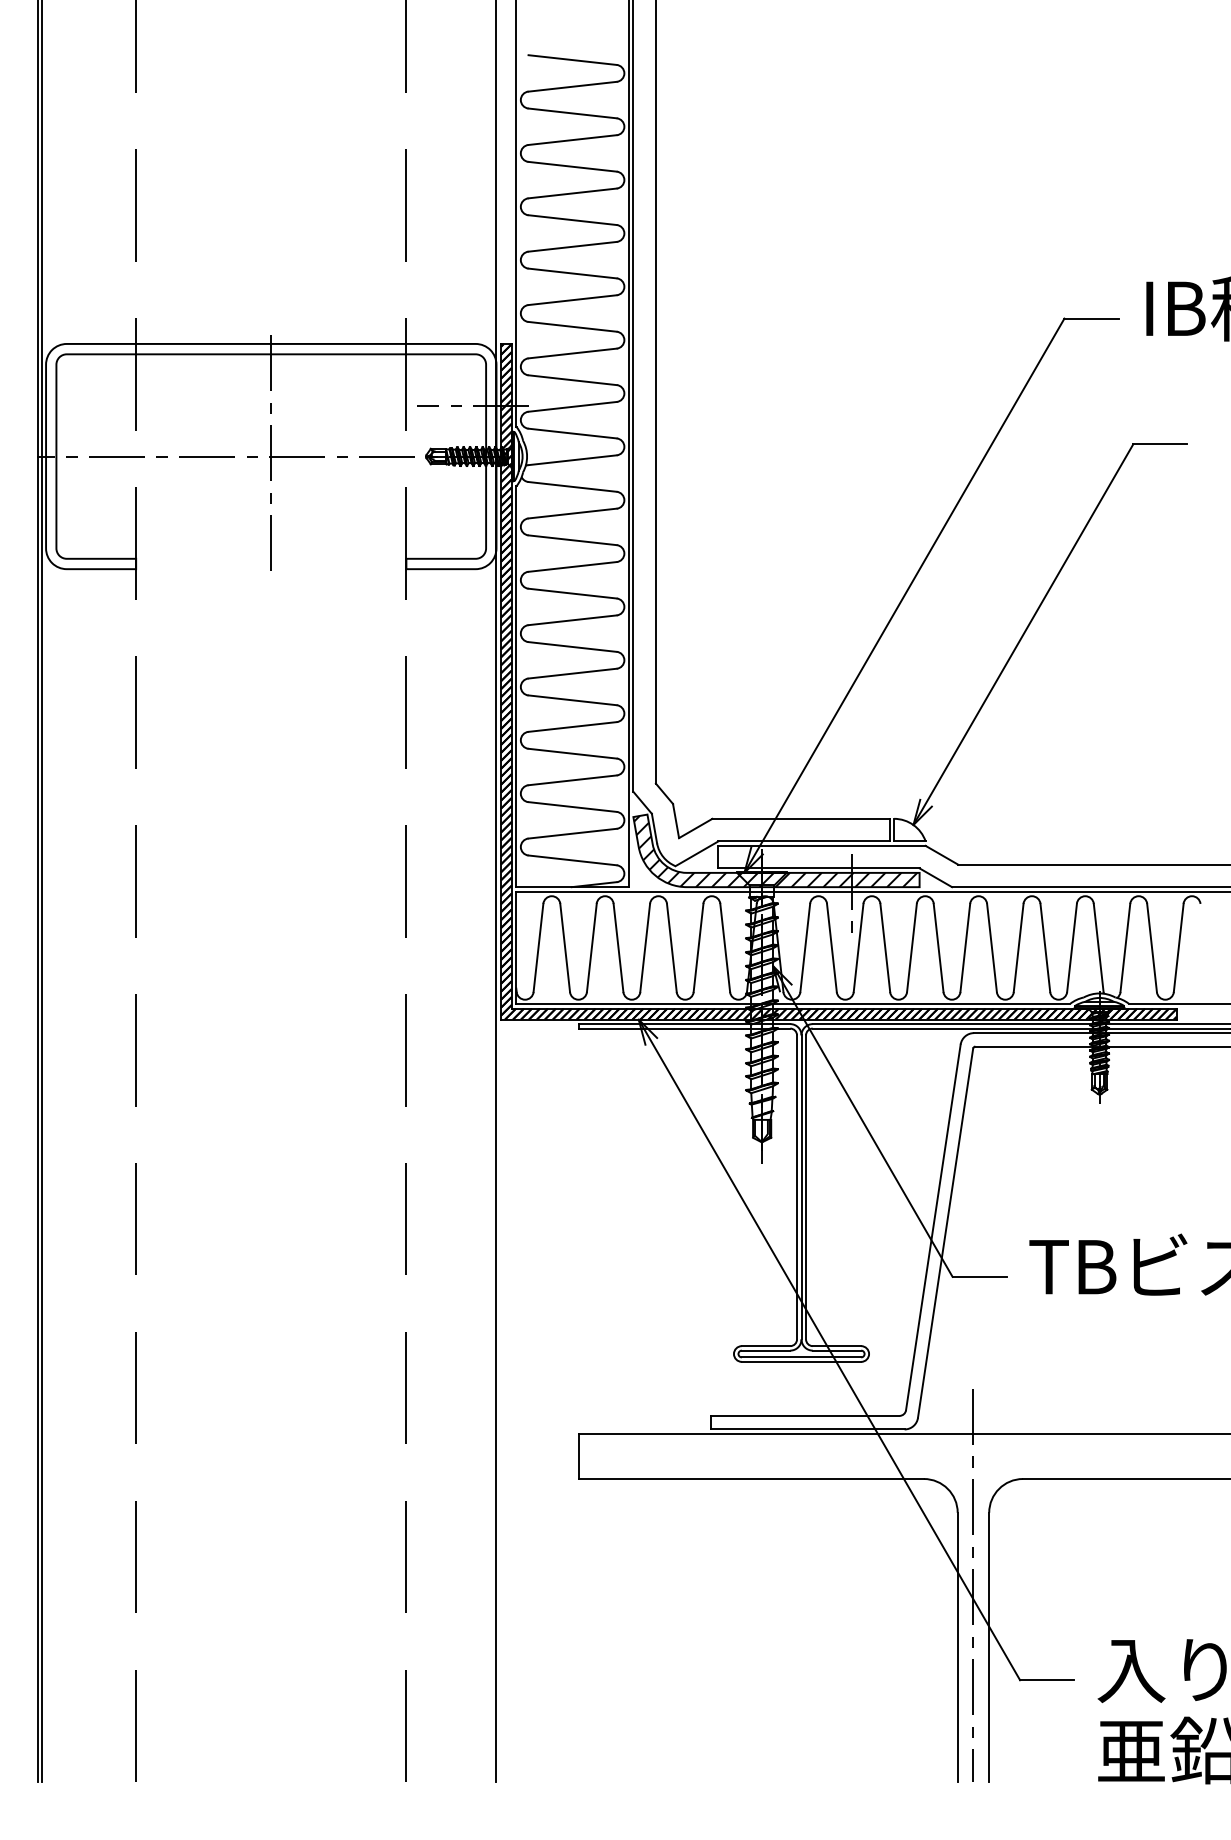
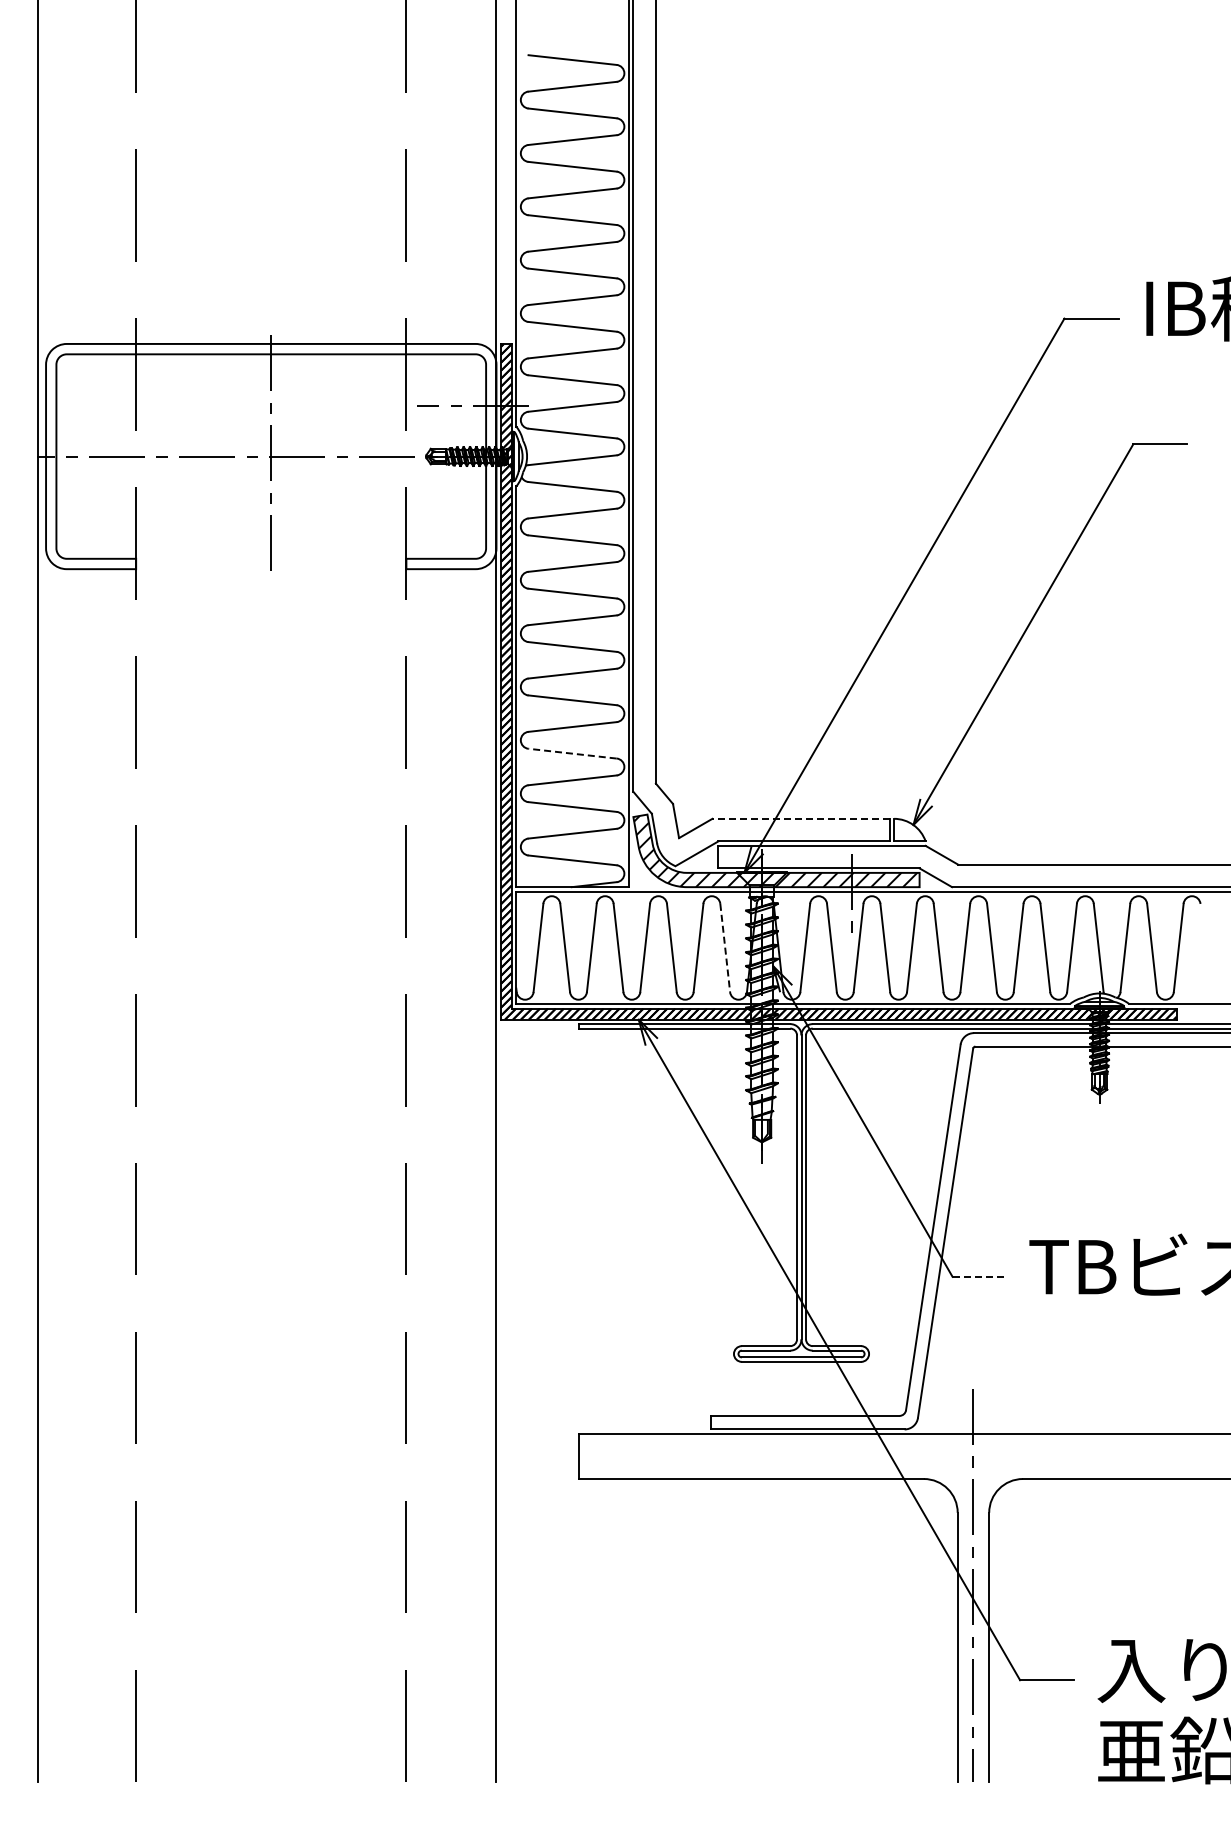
line: solid -> dashed (572, 753)
line: solid -> dashed (801, 818)
line: present -> none (41, 892)
line: solid -> dashed (725, 948)
line: solid -> dashed (980, 1276)
